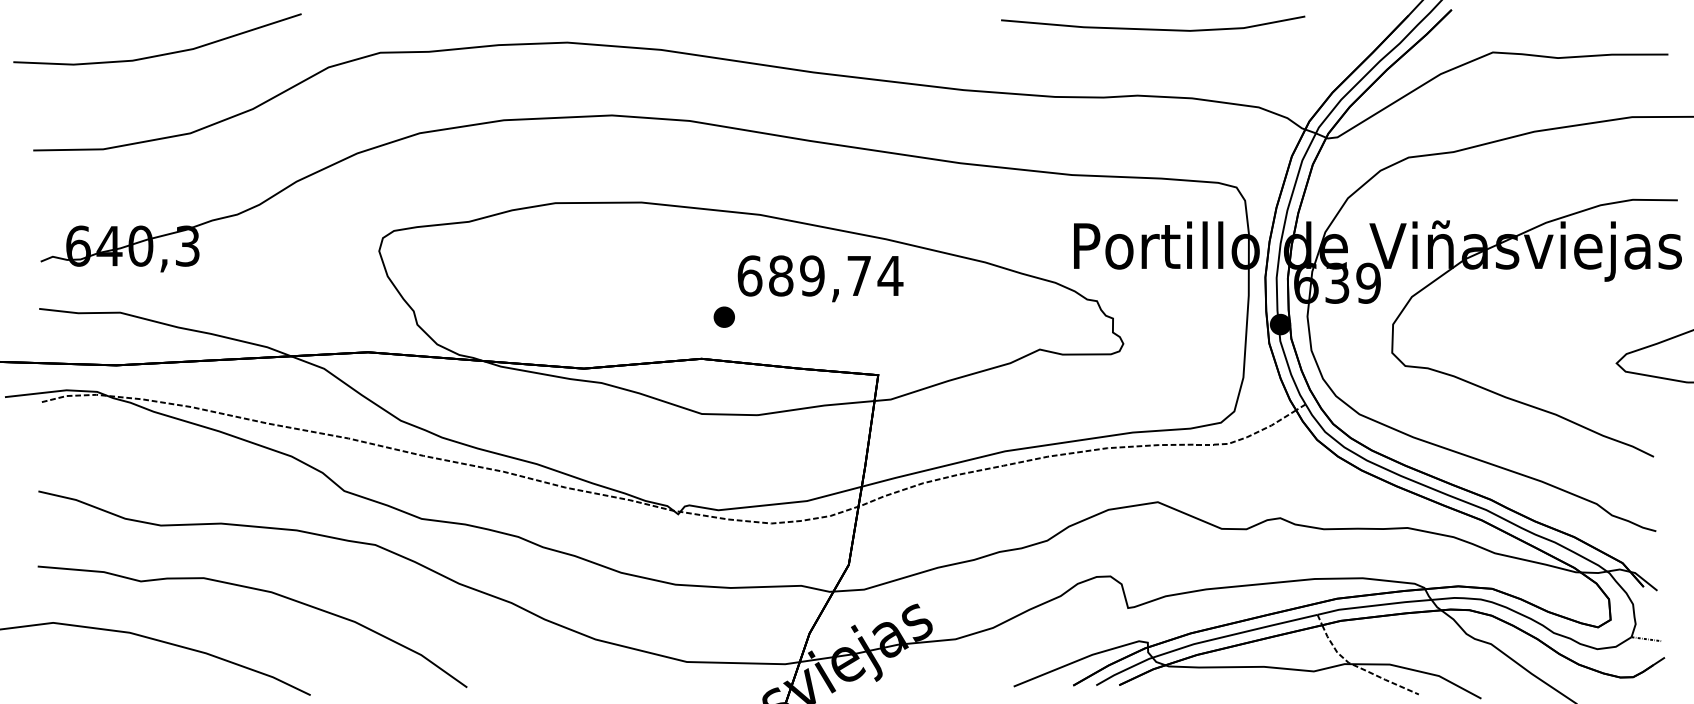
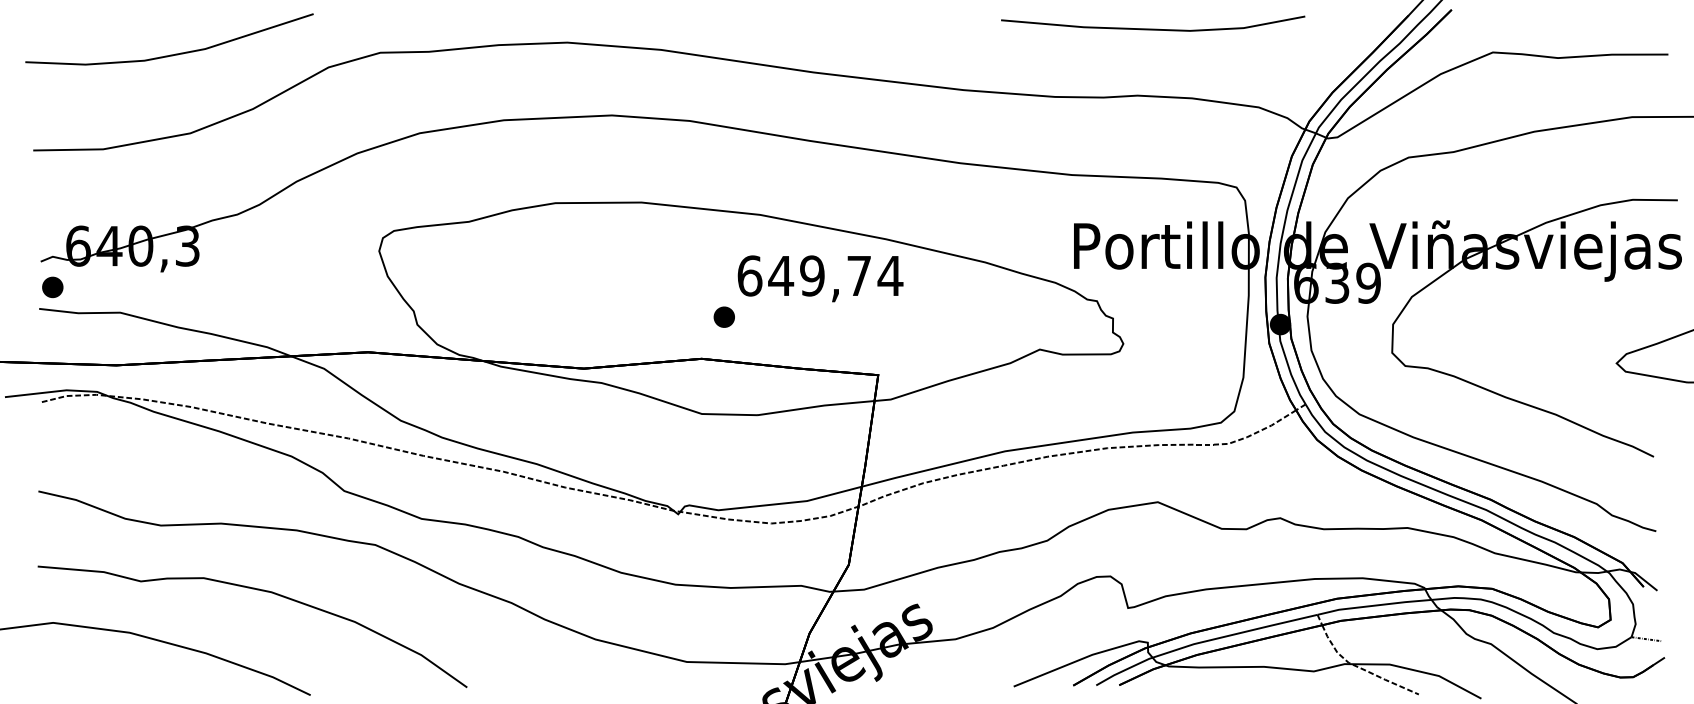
line position: (158, 54) -> (170, 54) (170, 54)
text: 689,74 -> 649,74 (781, 275)
part: none -> present (52, 287)
